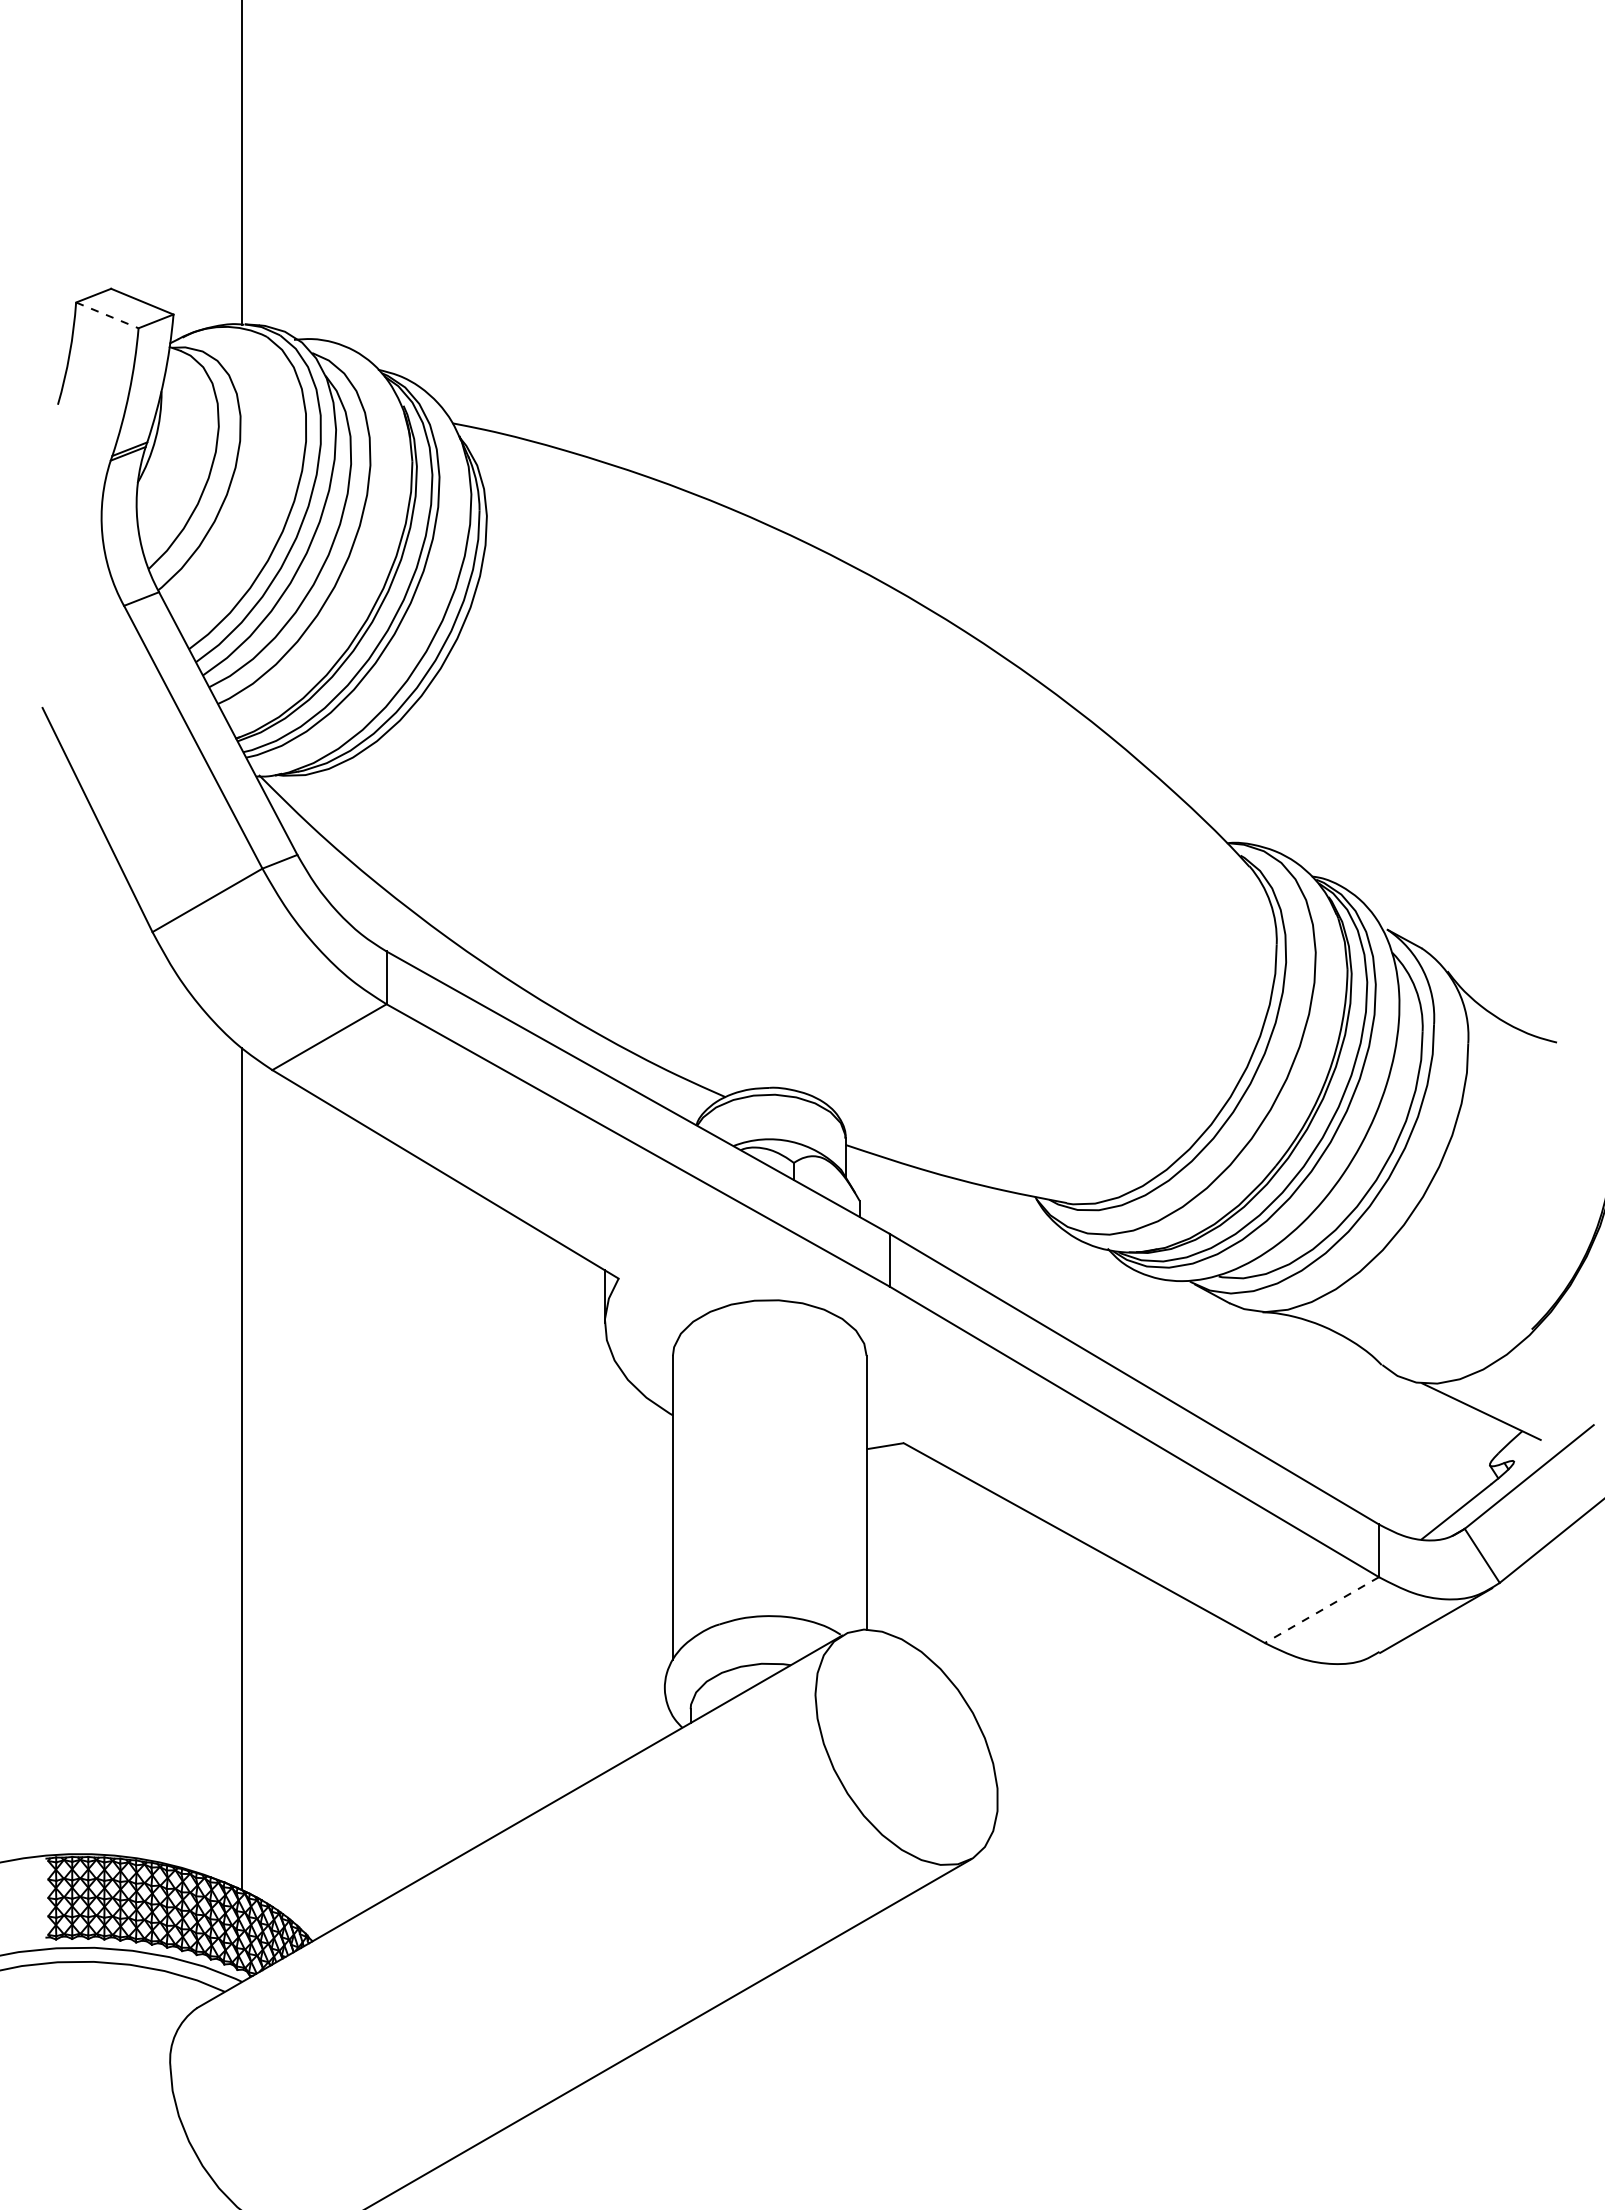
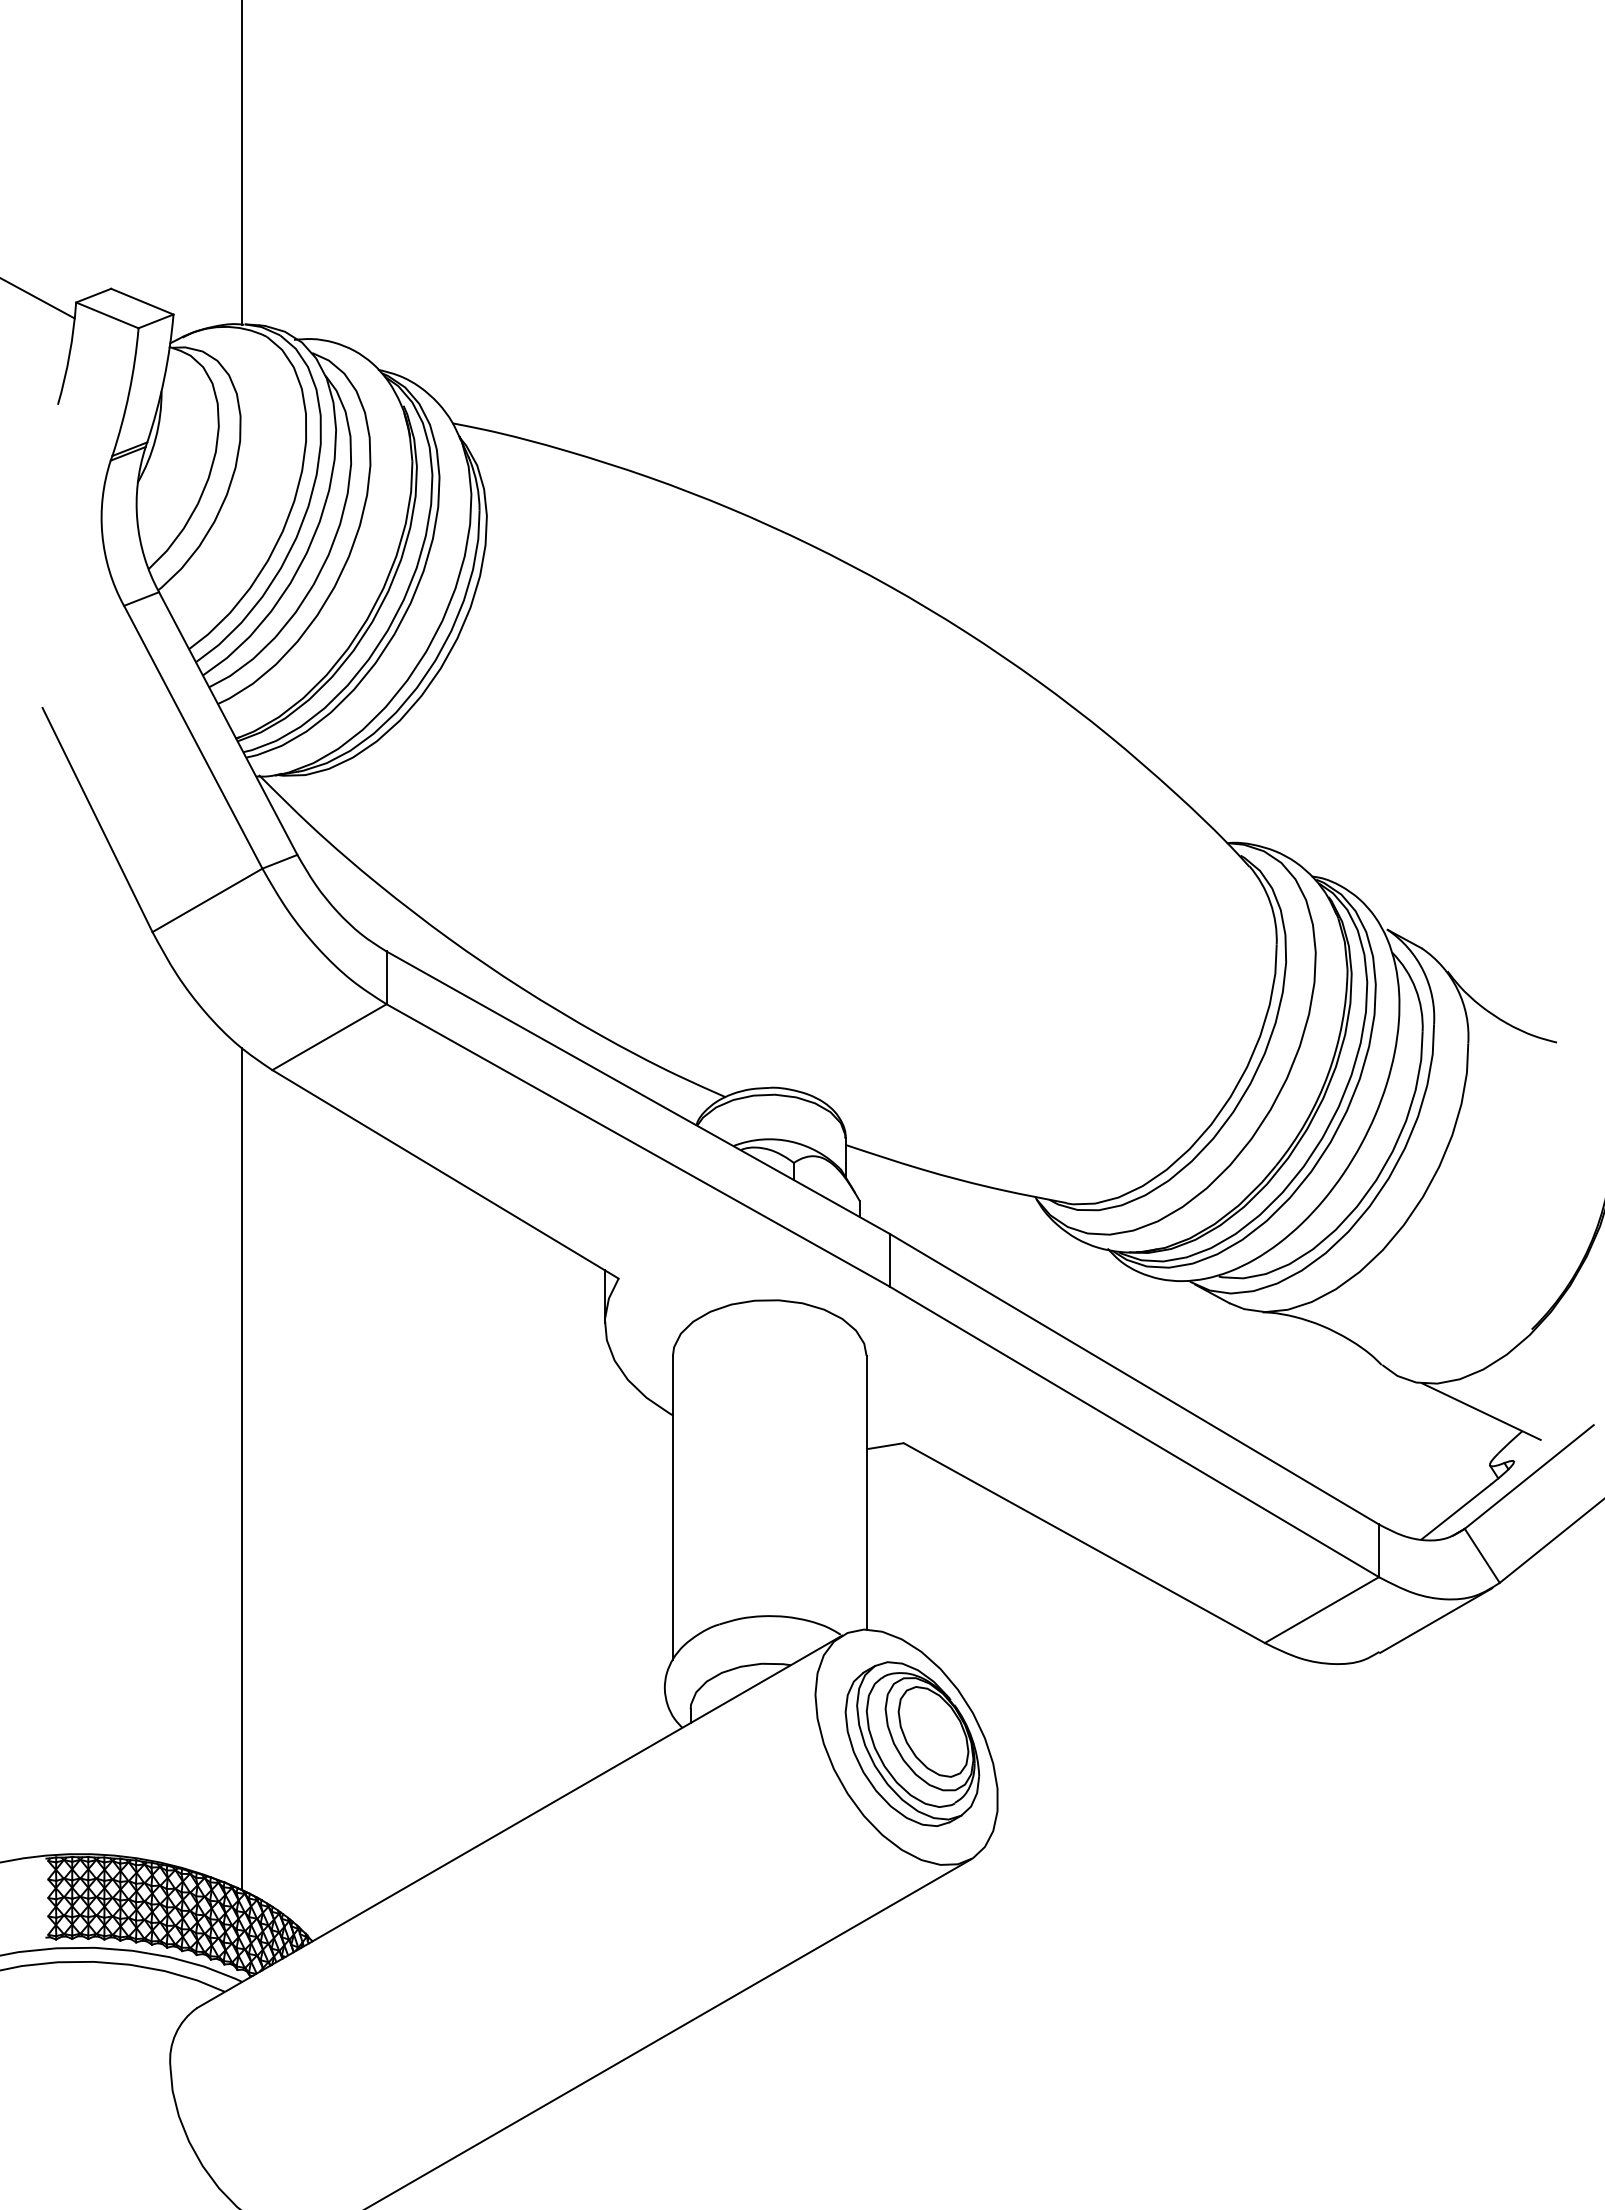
line: none -> present (38, 298)
line: dashed -> solid (107, 315)
line: dashed -> solid (1321, 1610)
part: none -> present (912, 1743)
